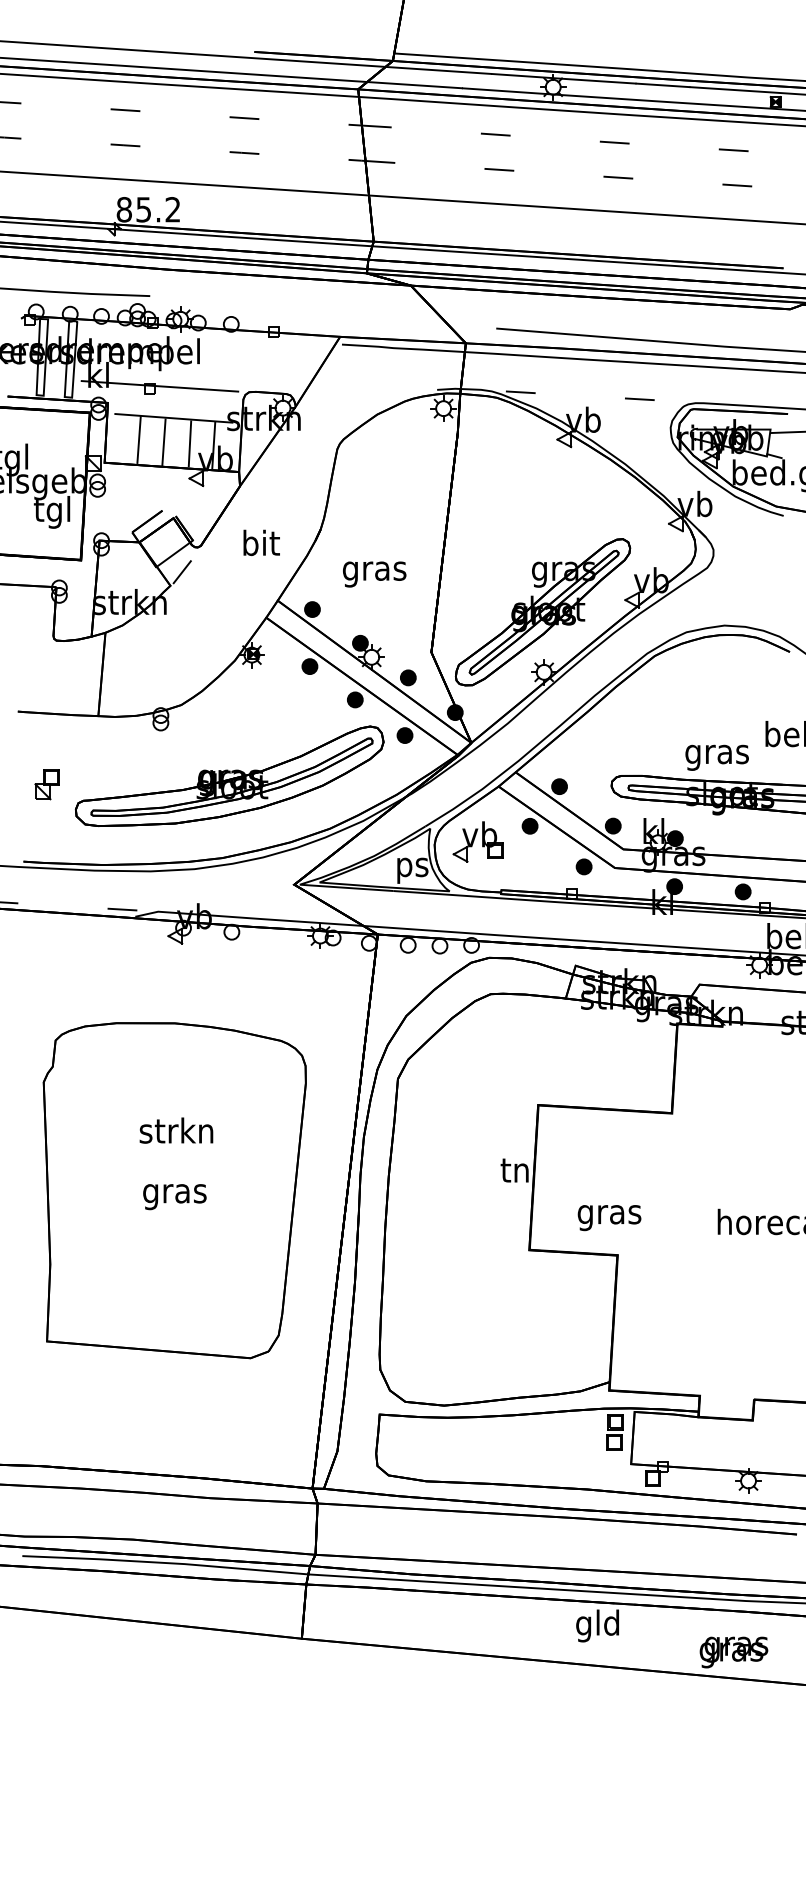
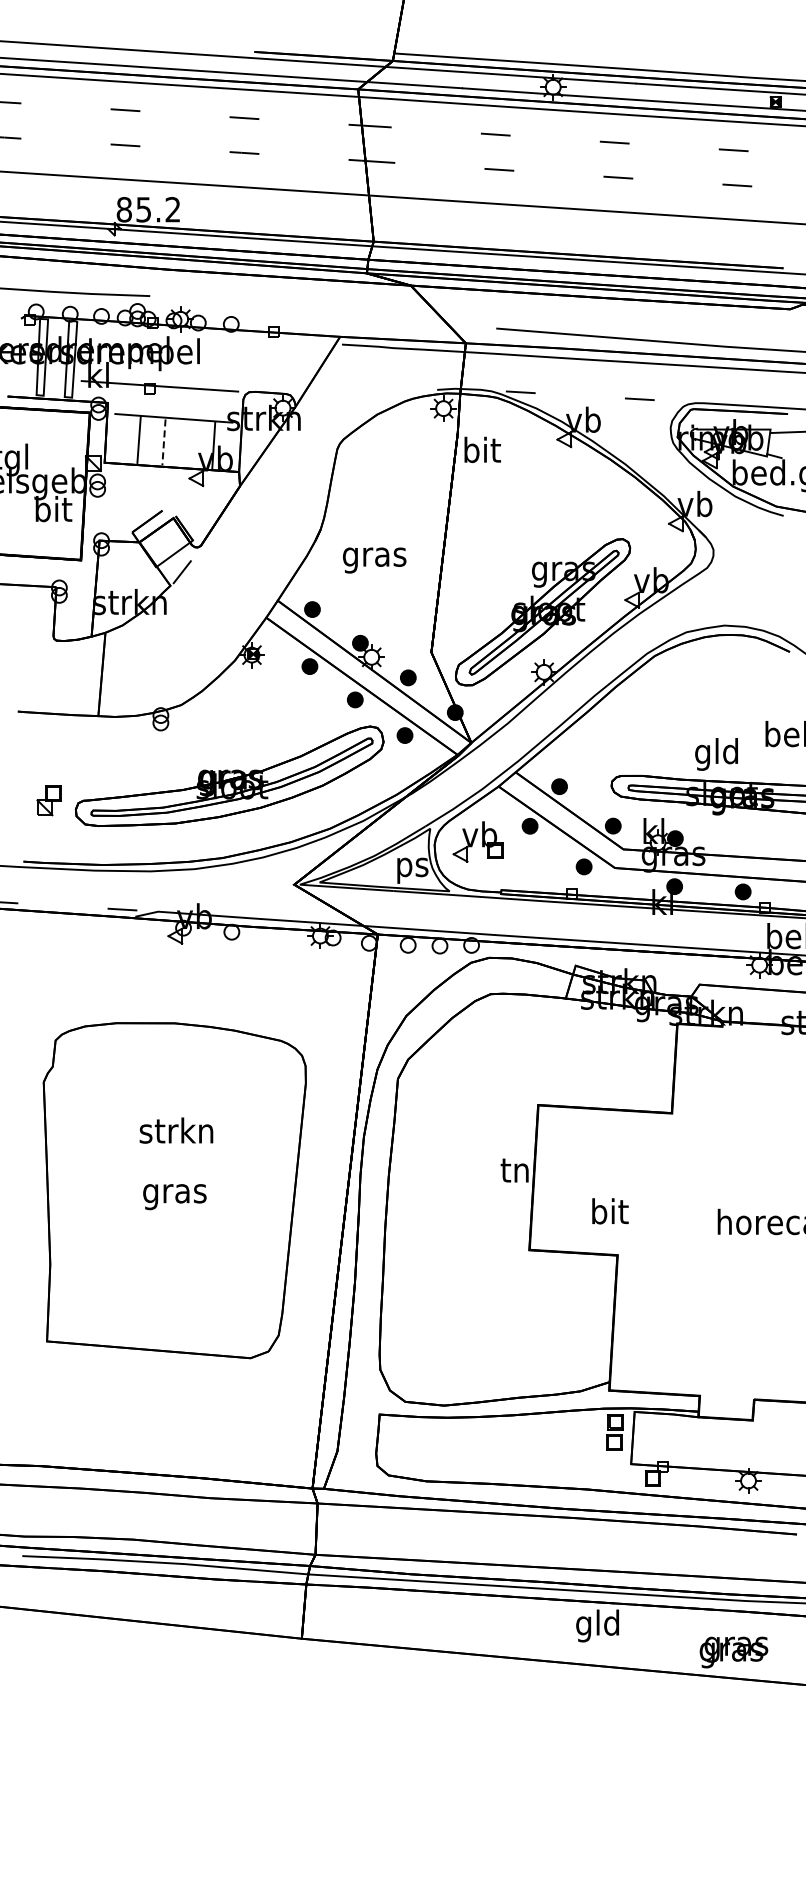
line: solid -> dashed (163, 442)
line: present -> none (189, 443)
text: tgl -> bit (52, 512)
text position: (261, 542) -> (482, 449) (482, 449)
text position: (374, 574) -> (374, 560) (374, 560)
text: gras -> gld (716, 754)
part position: (46, 784) -> (48, 800) (48, 800)
text: gras -> bit (609, 1214)
